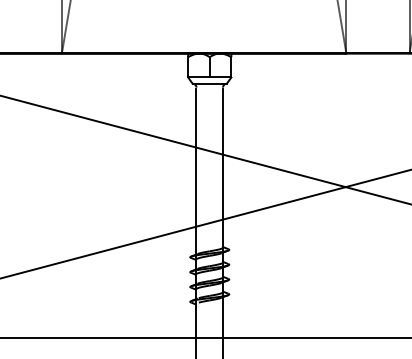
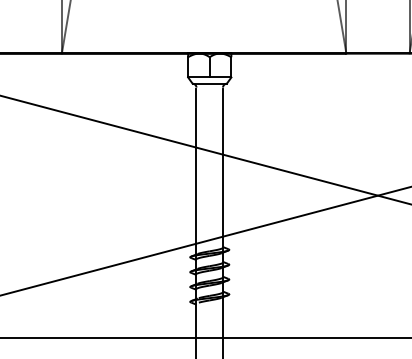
line position: (205, 224) -> (205, 241) (205, 241)
